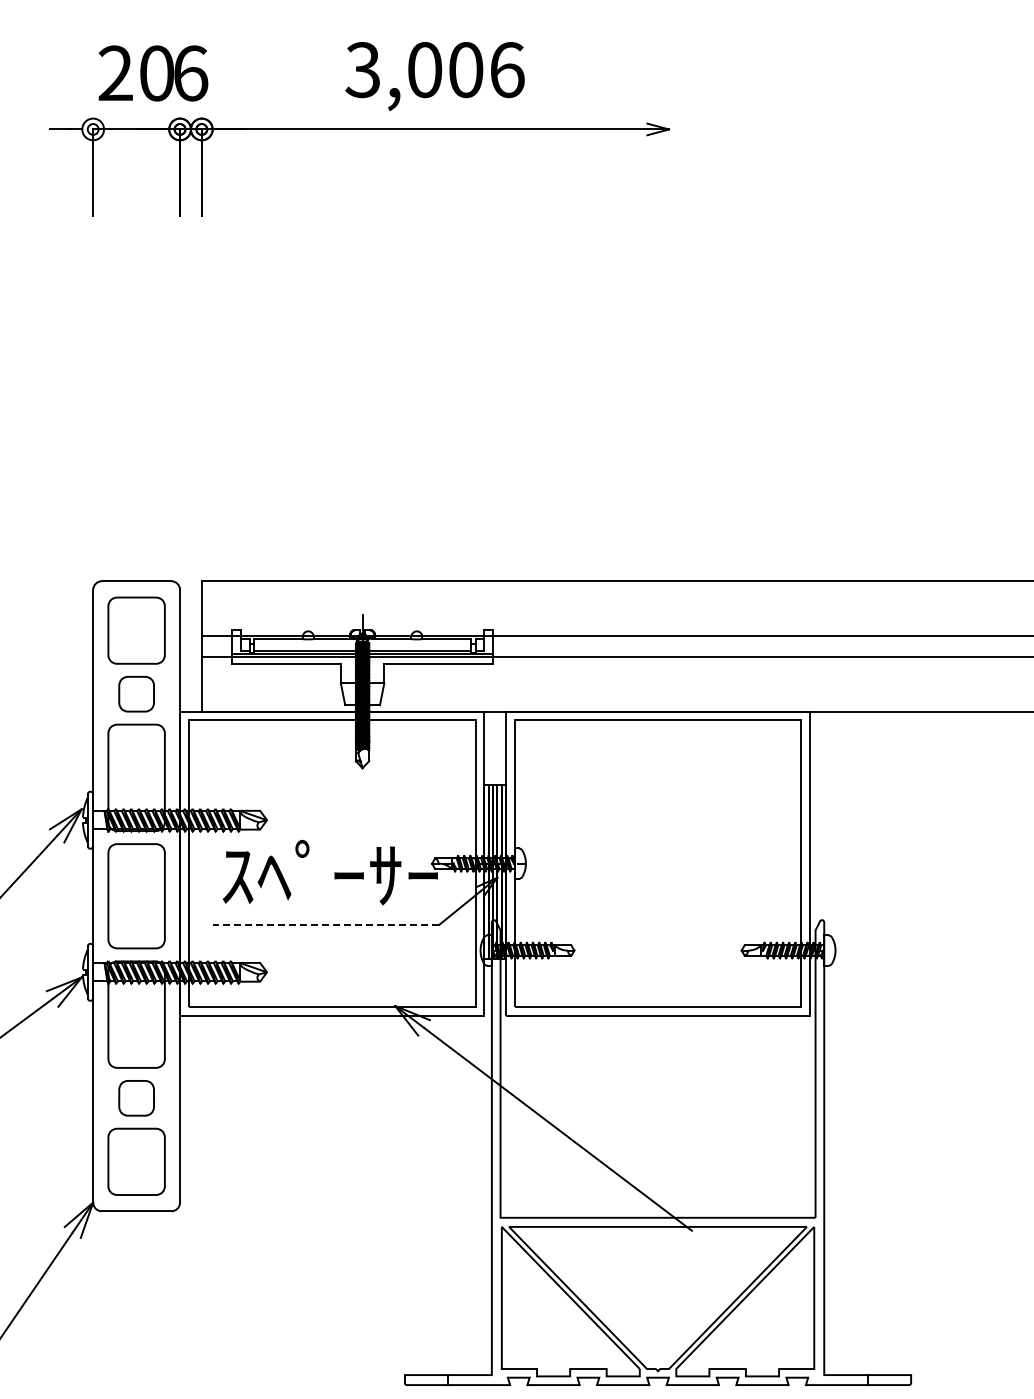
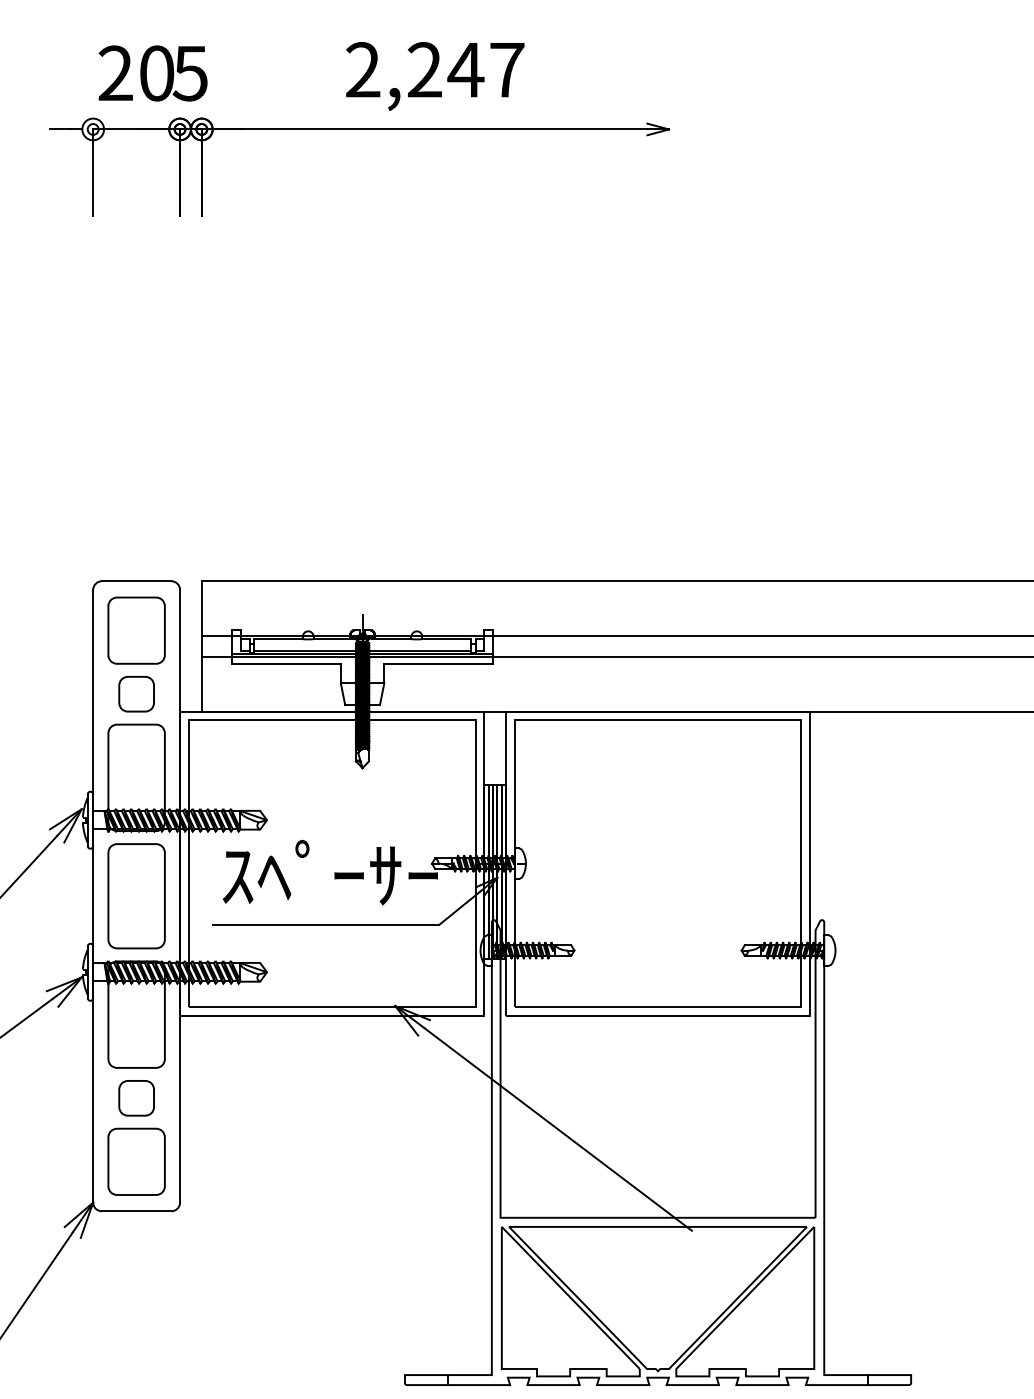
text: 3,006 -> 2,247 (434, 70)
text: 6 -> 5 (190, 73)
line: dashed -> solid (325, 924)
